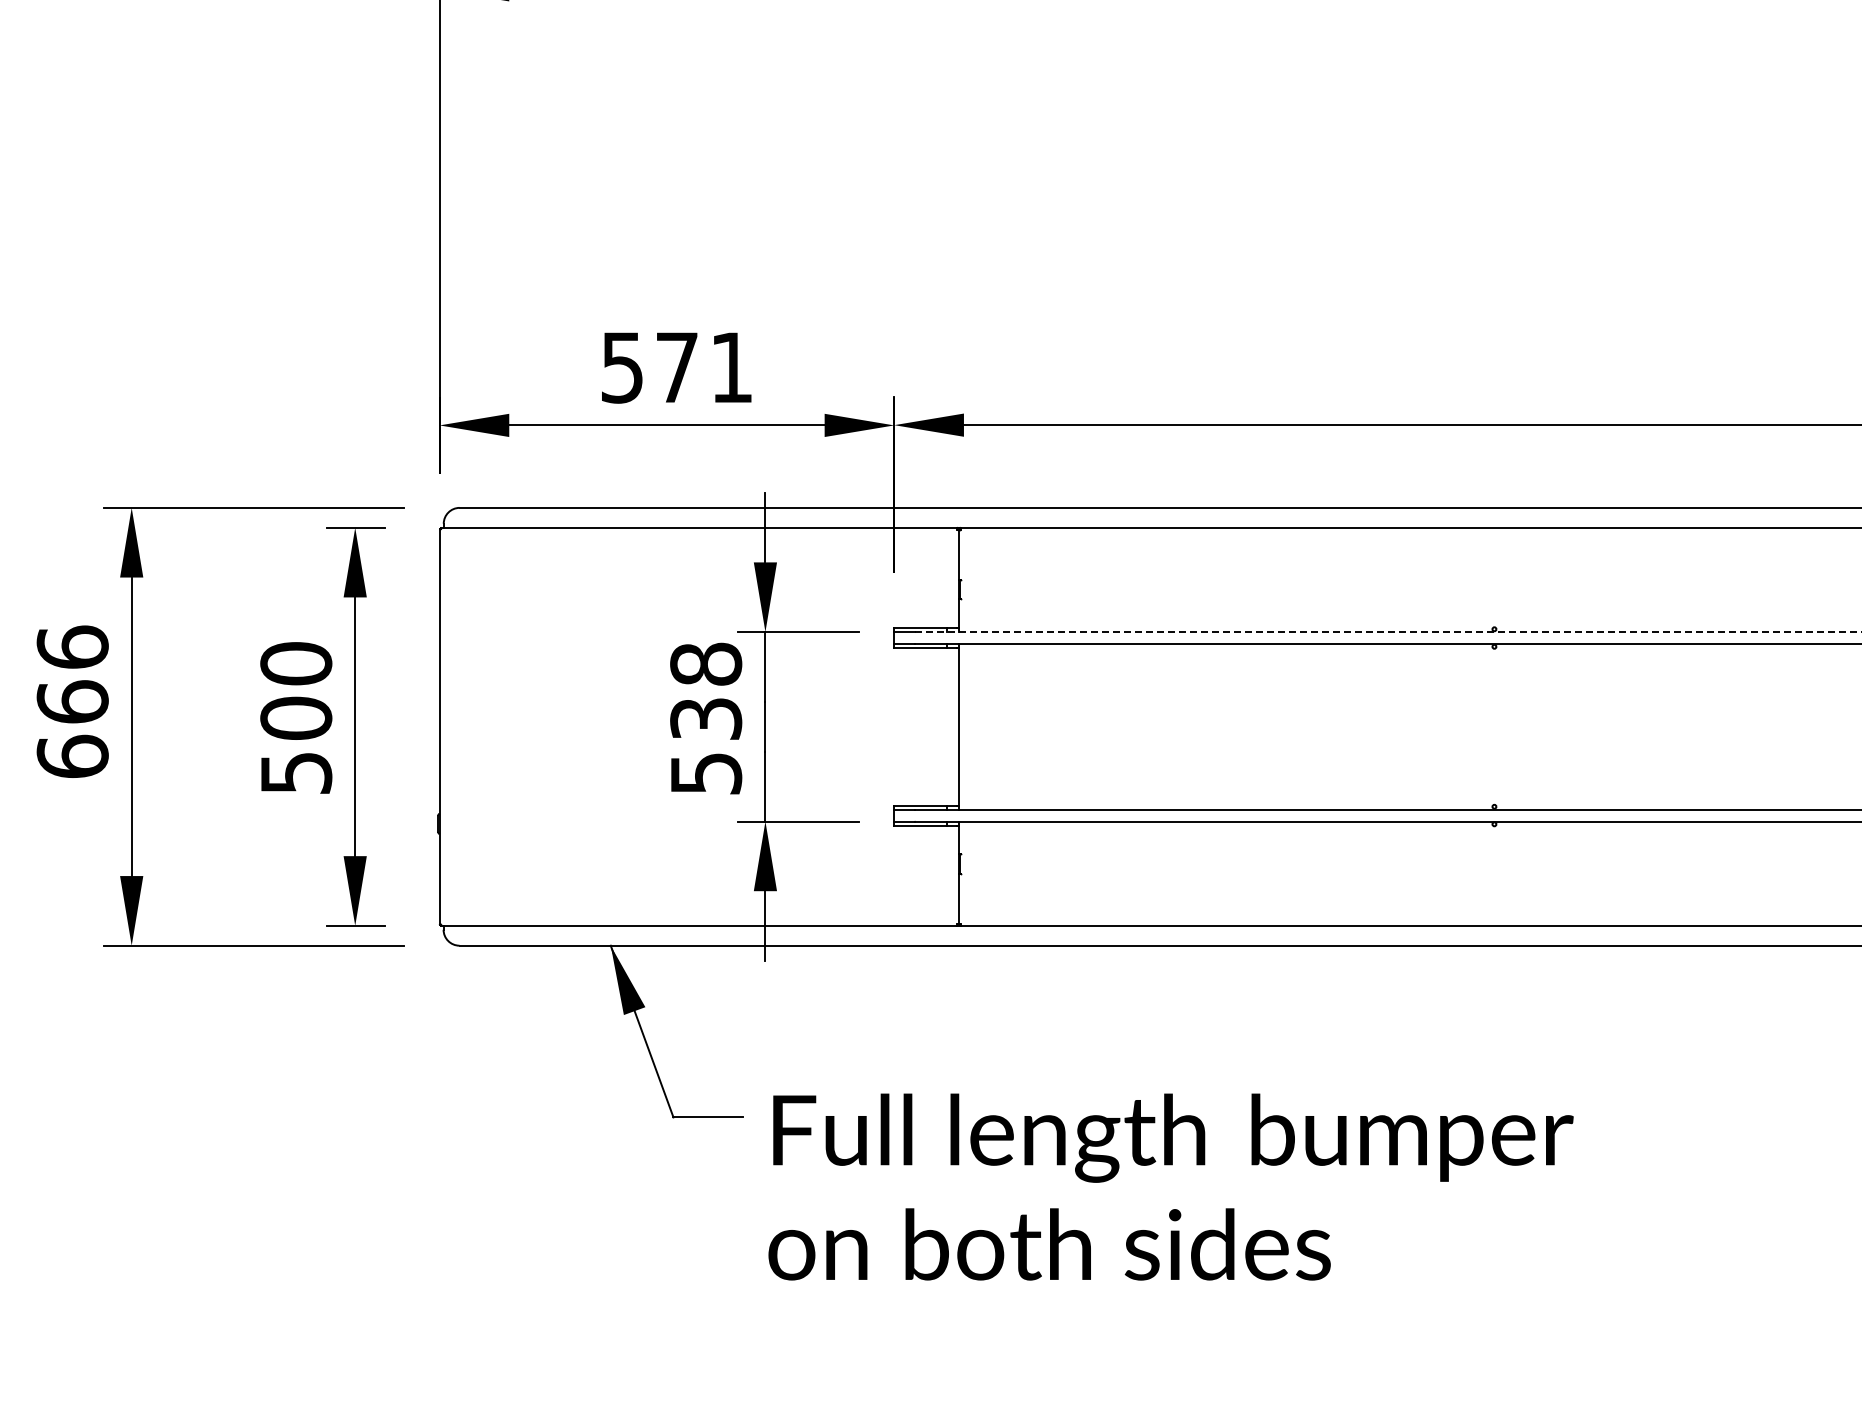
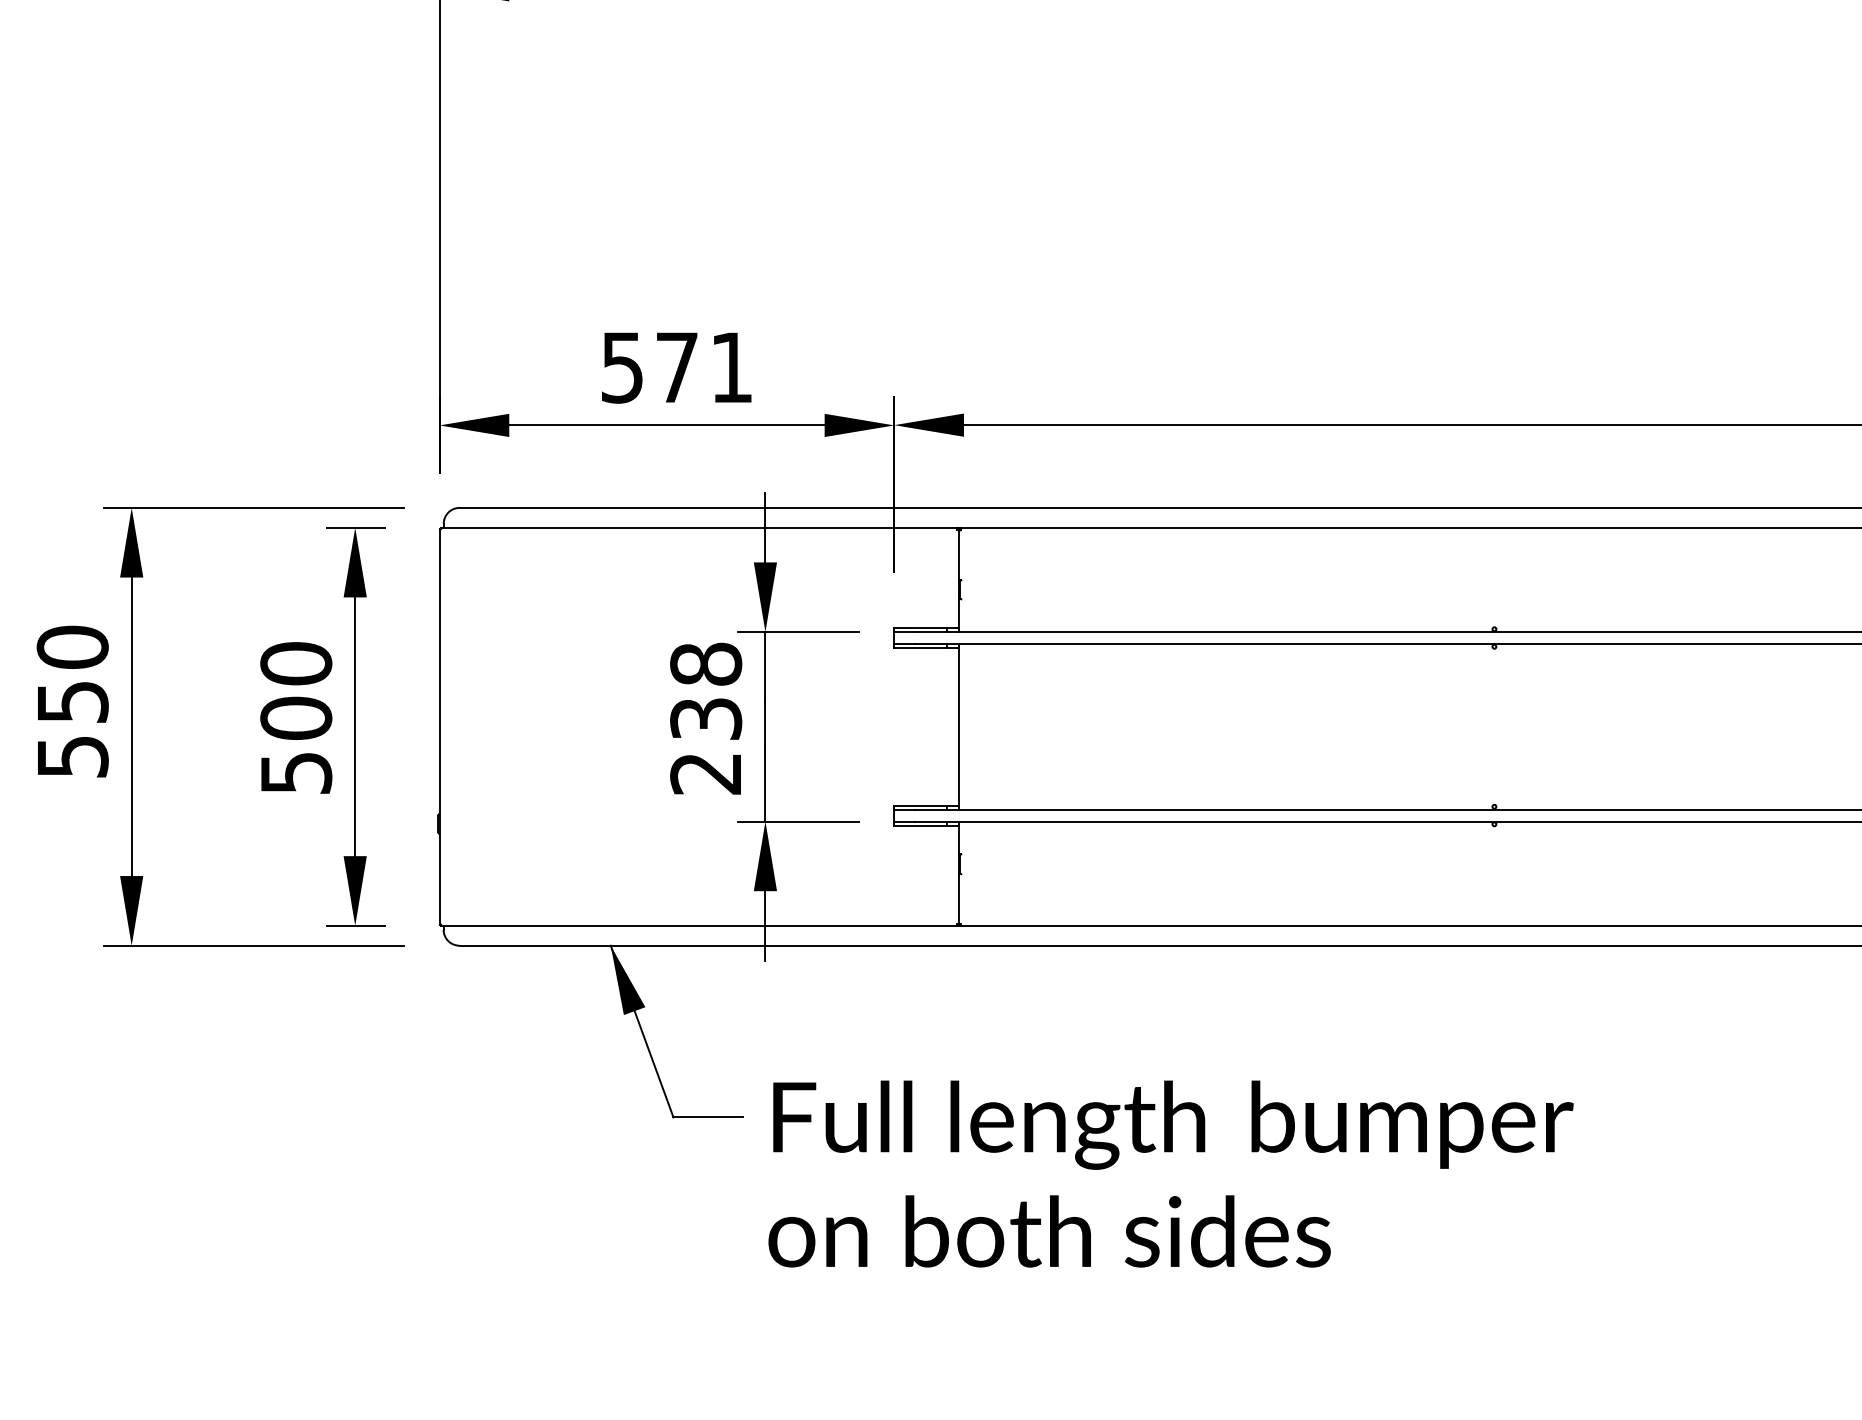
line: dashed -> solid (1388, 632)
text: 666 -> 550 (72, 701)
text: 538 -> 238 (706, 773)
text position: (1170, 1186) -> (1170, 1173) (1170, 1173)
